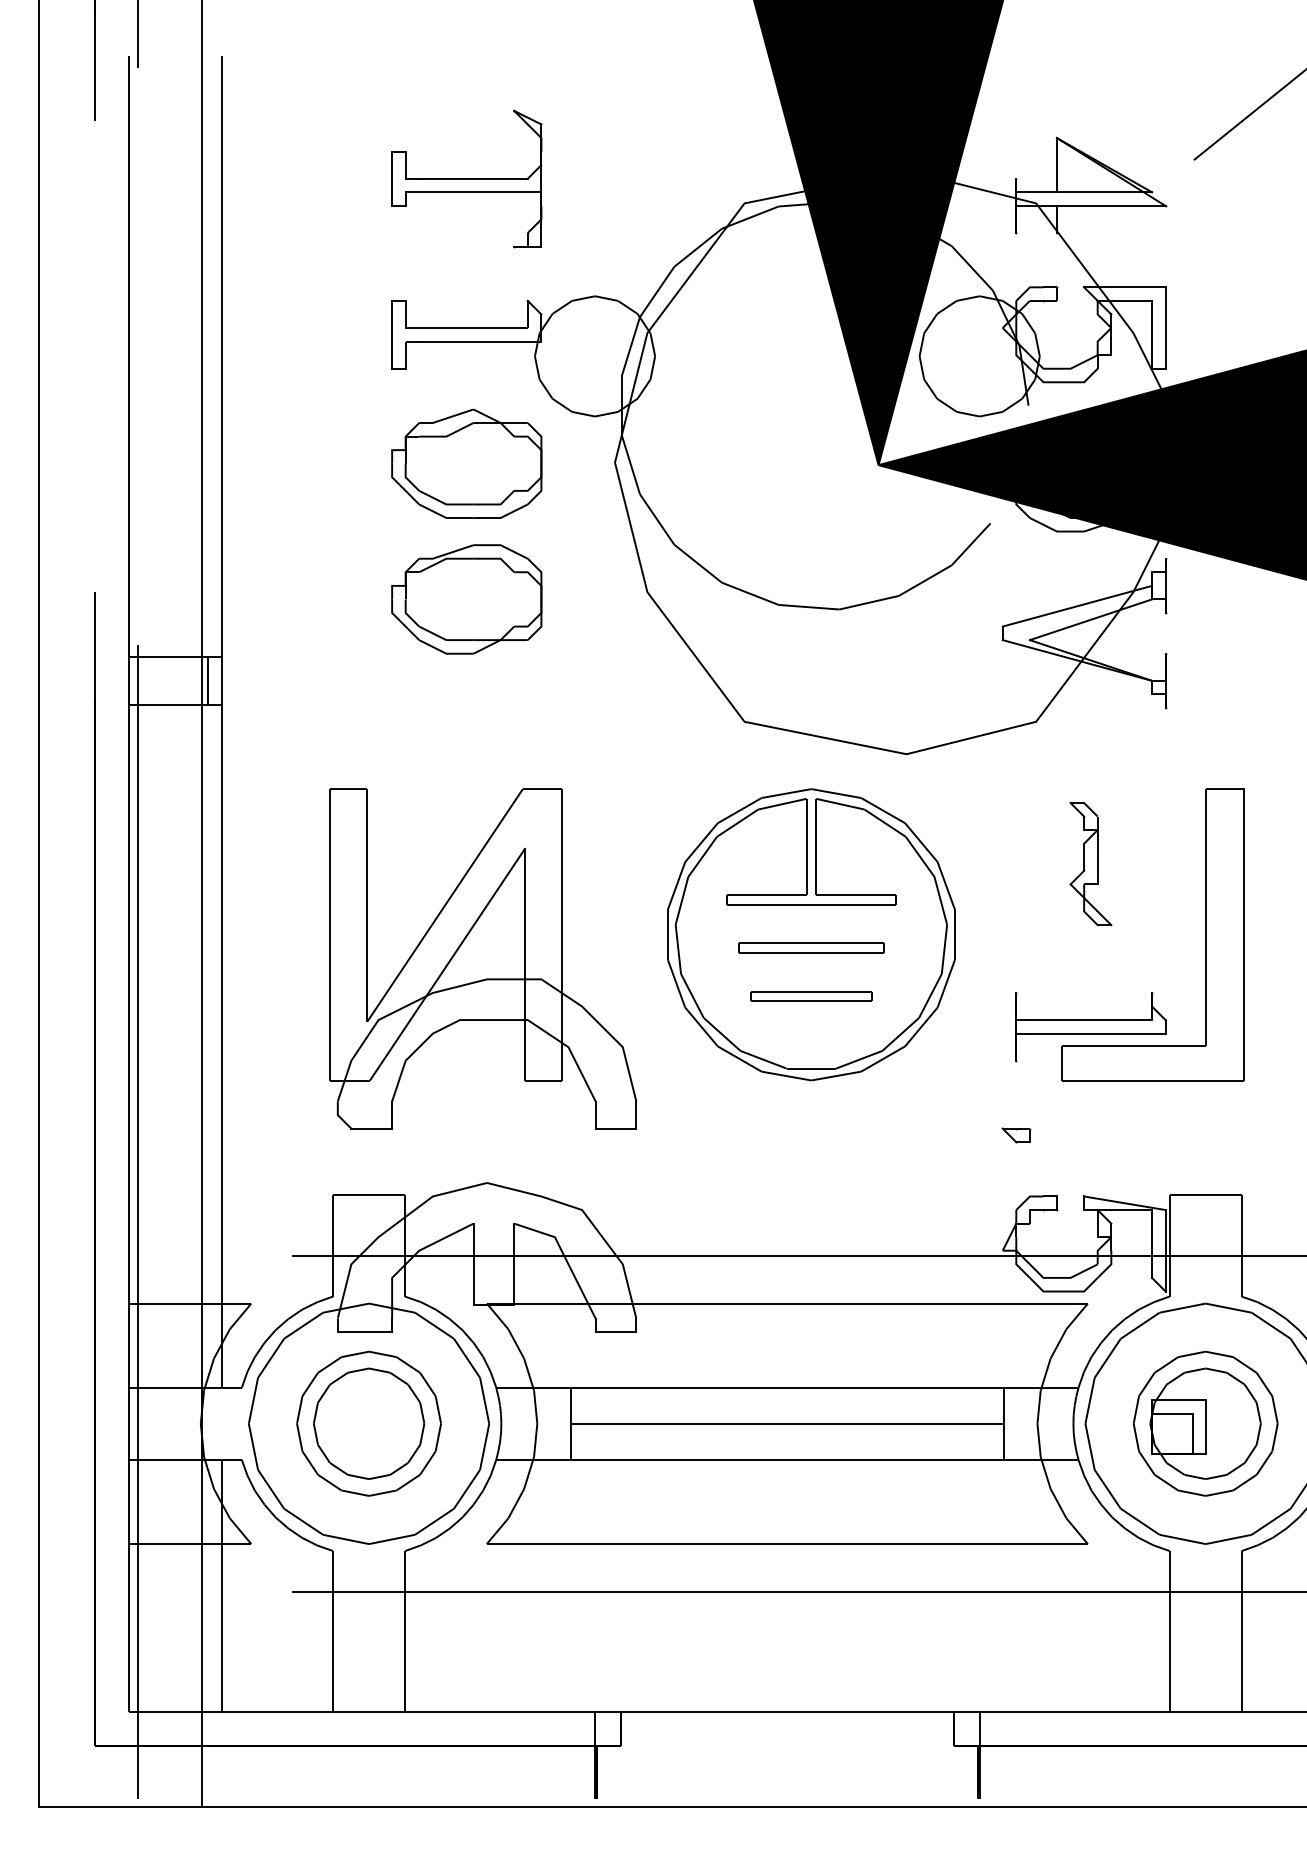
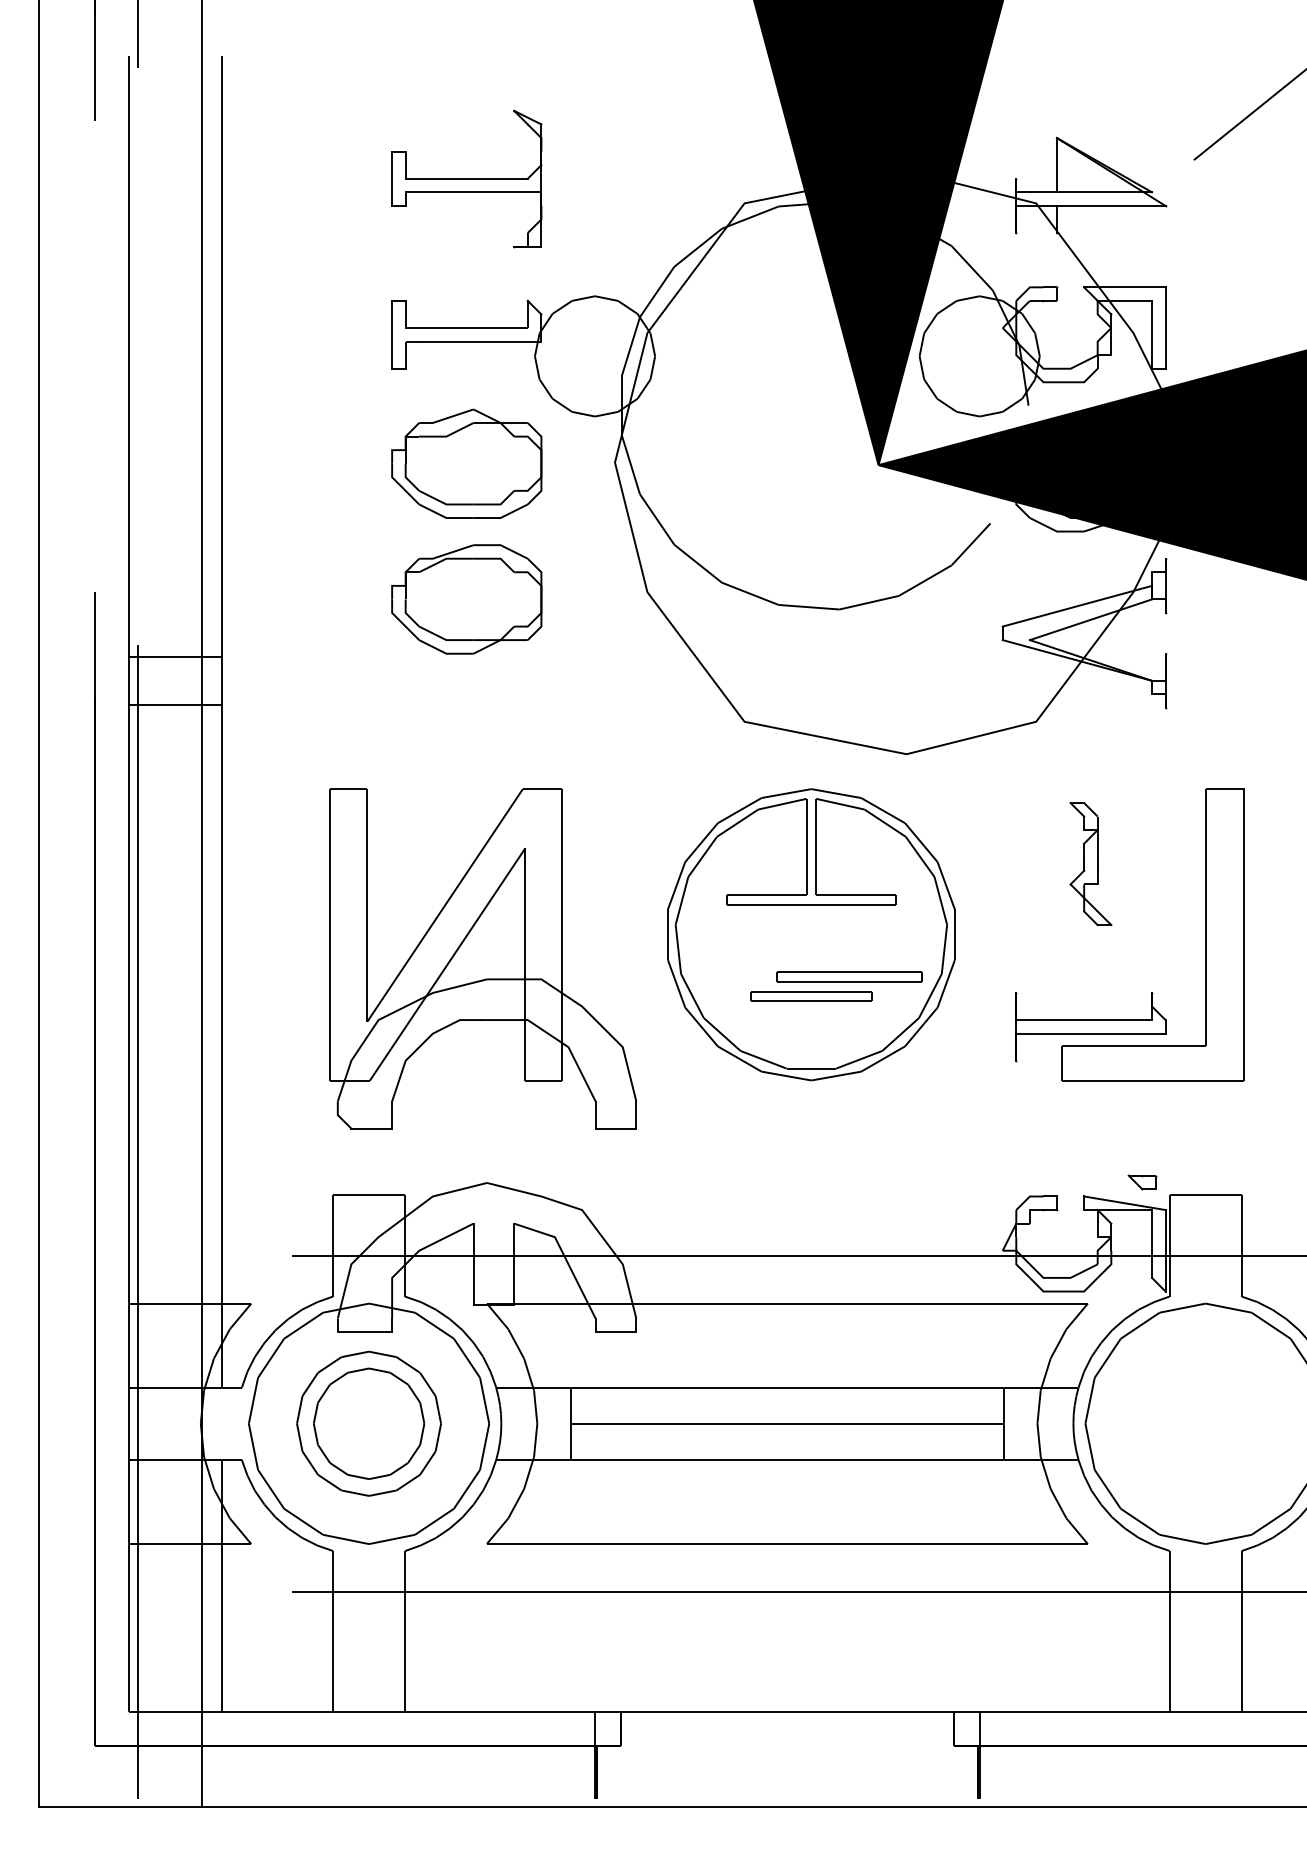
line: present -> none (208, 680)
part position: (811, 947) -> (849, 976) (849, 976)
part position: (1016, 1135) -> (1142, 1182) (1142, 1182)
part: present -> none (1205, 1423)
